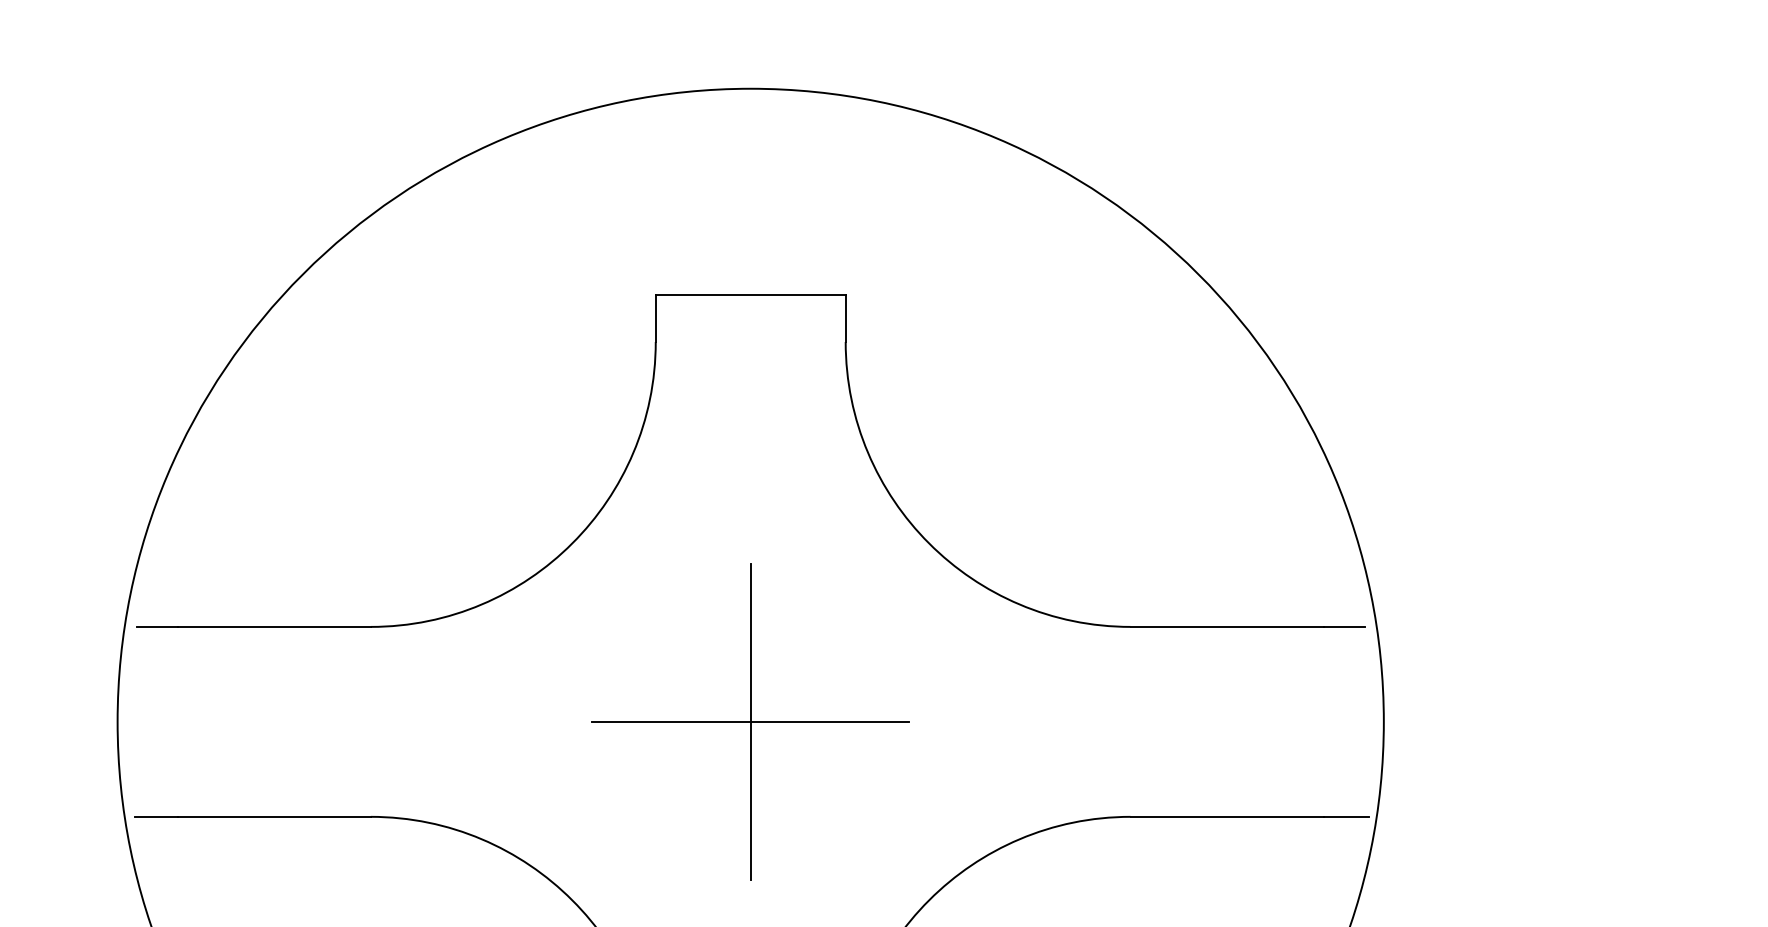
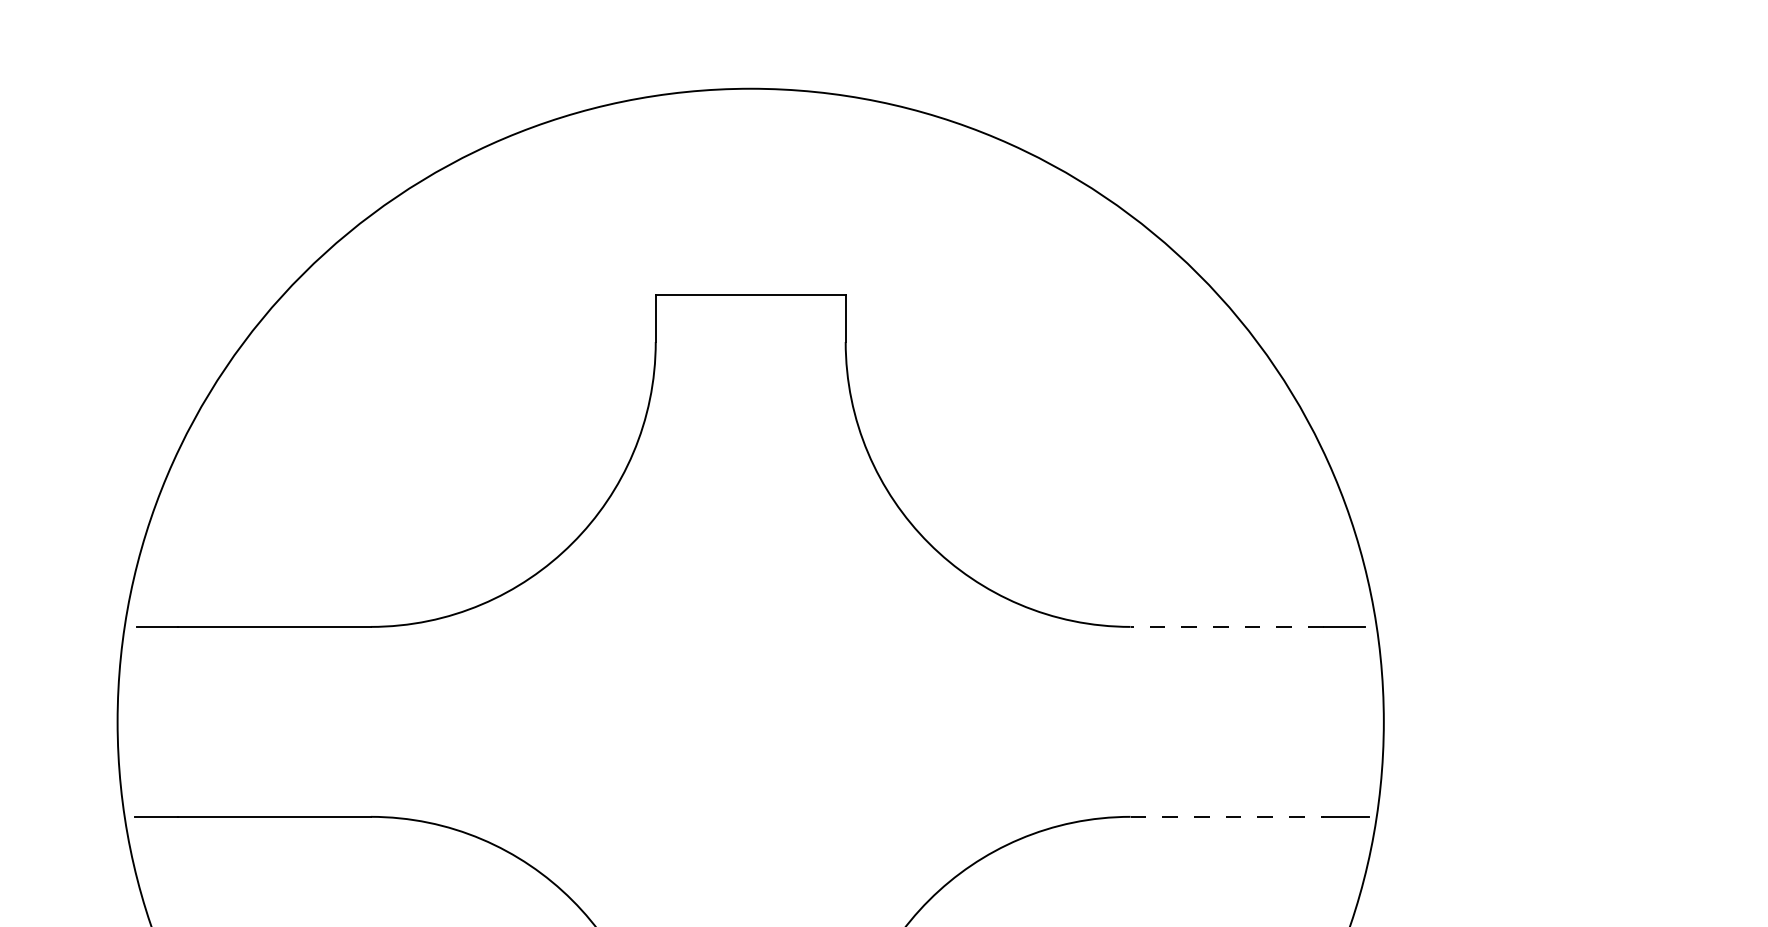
line: solid -> dashed (1227, 626)
part: present -> none (750, 721)
line: solid -> dashed (1227, 816)
